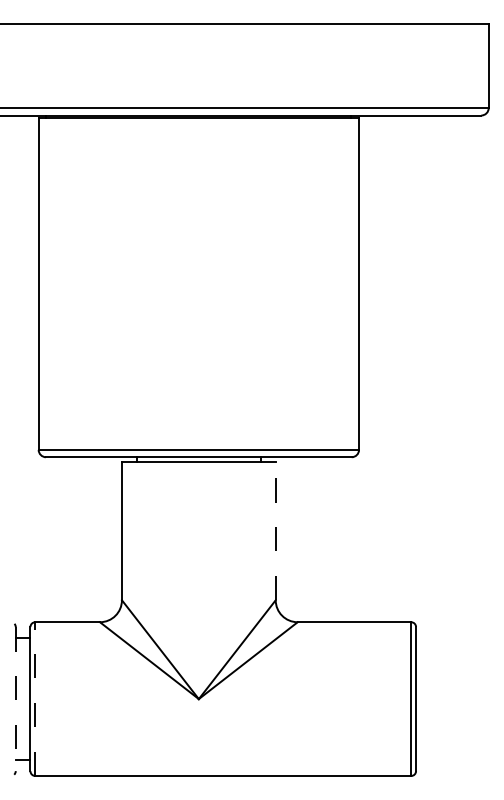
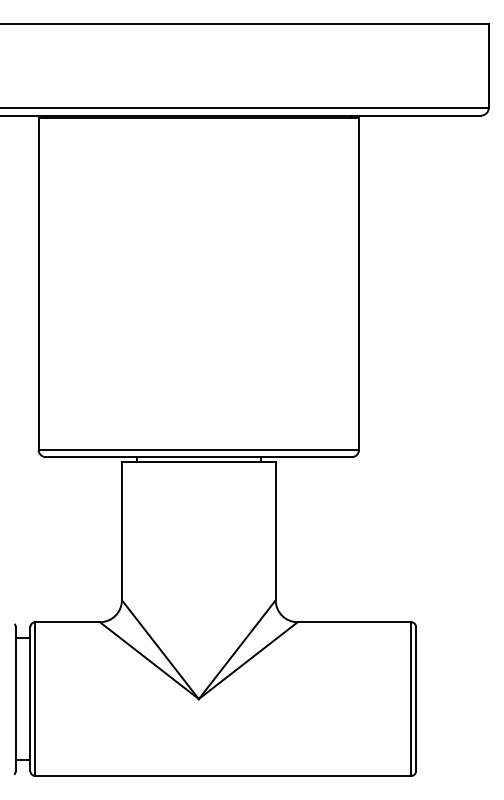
line: dashed -> solid (275, 531)
line: dashed -> solid (15, 699)
line: dashed -> solid (35, 699)
